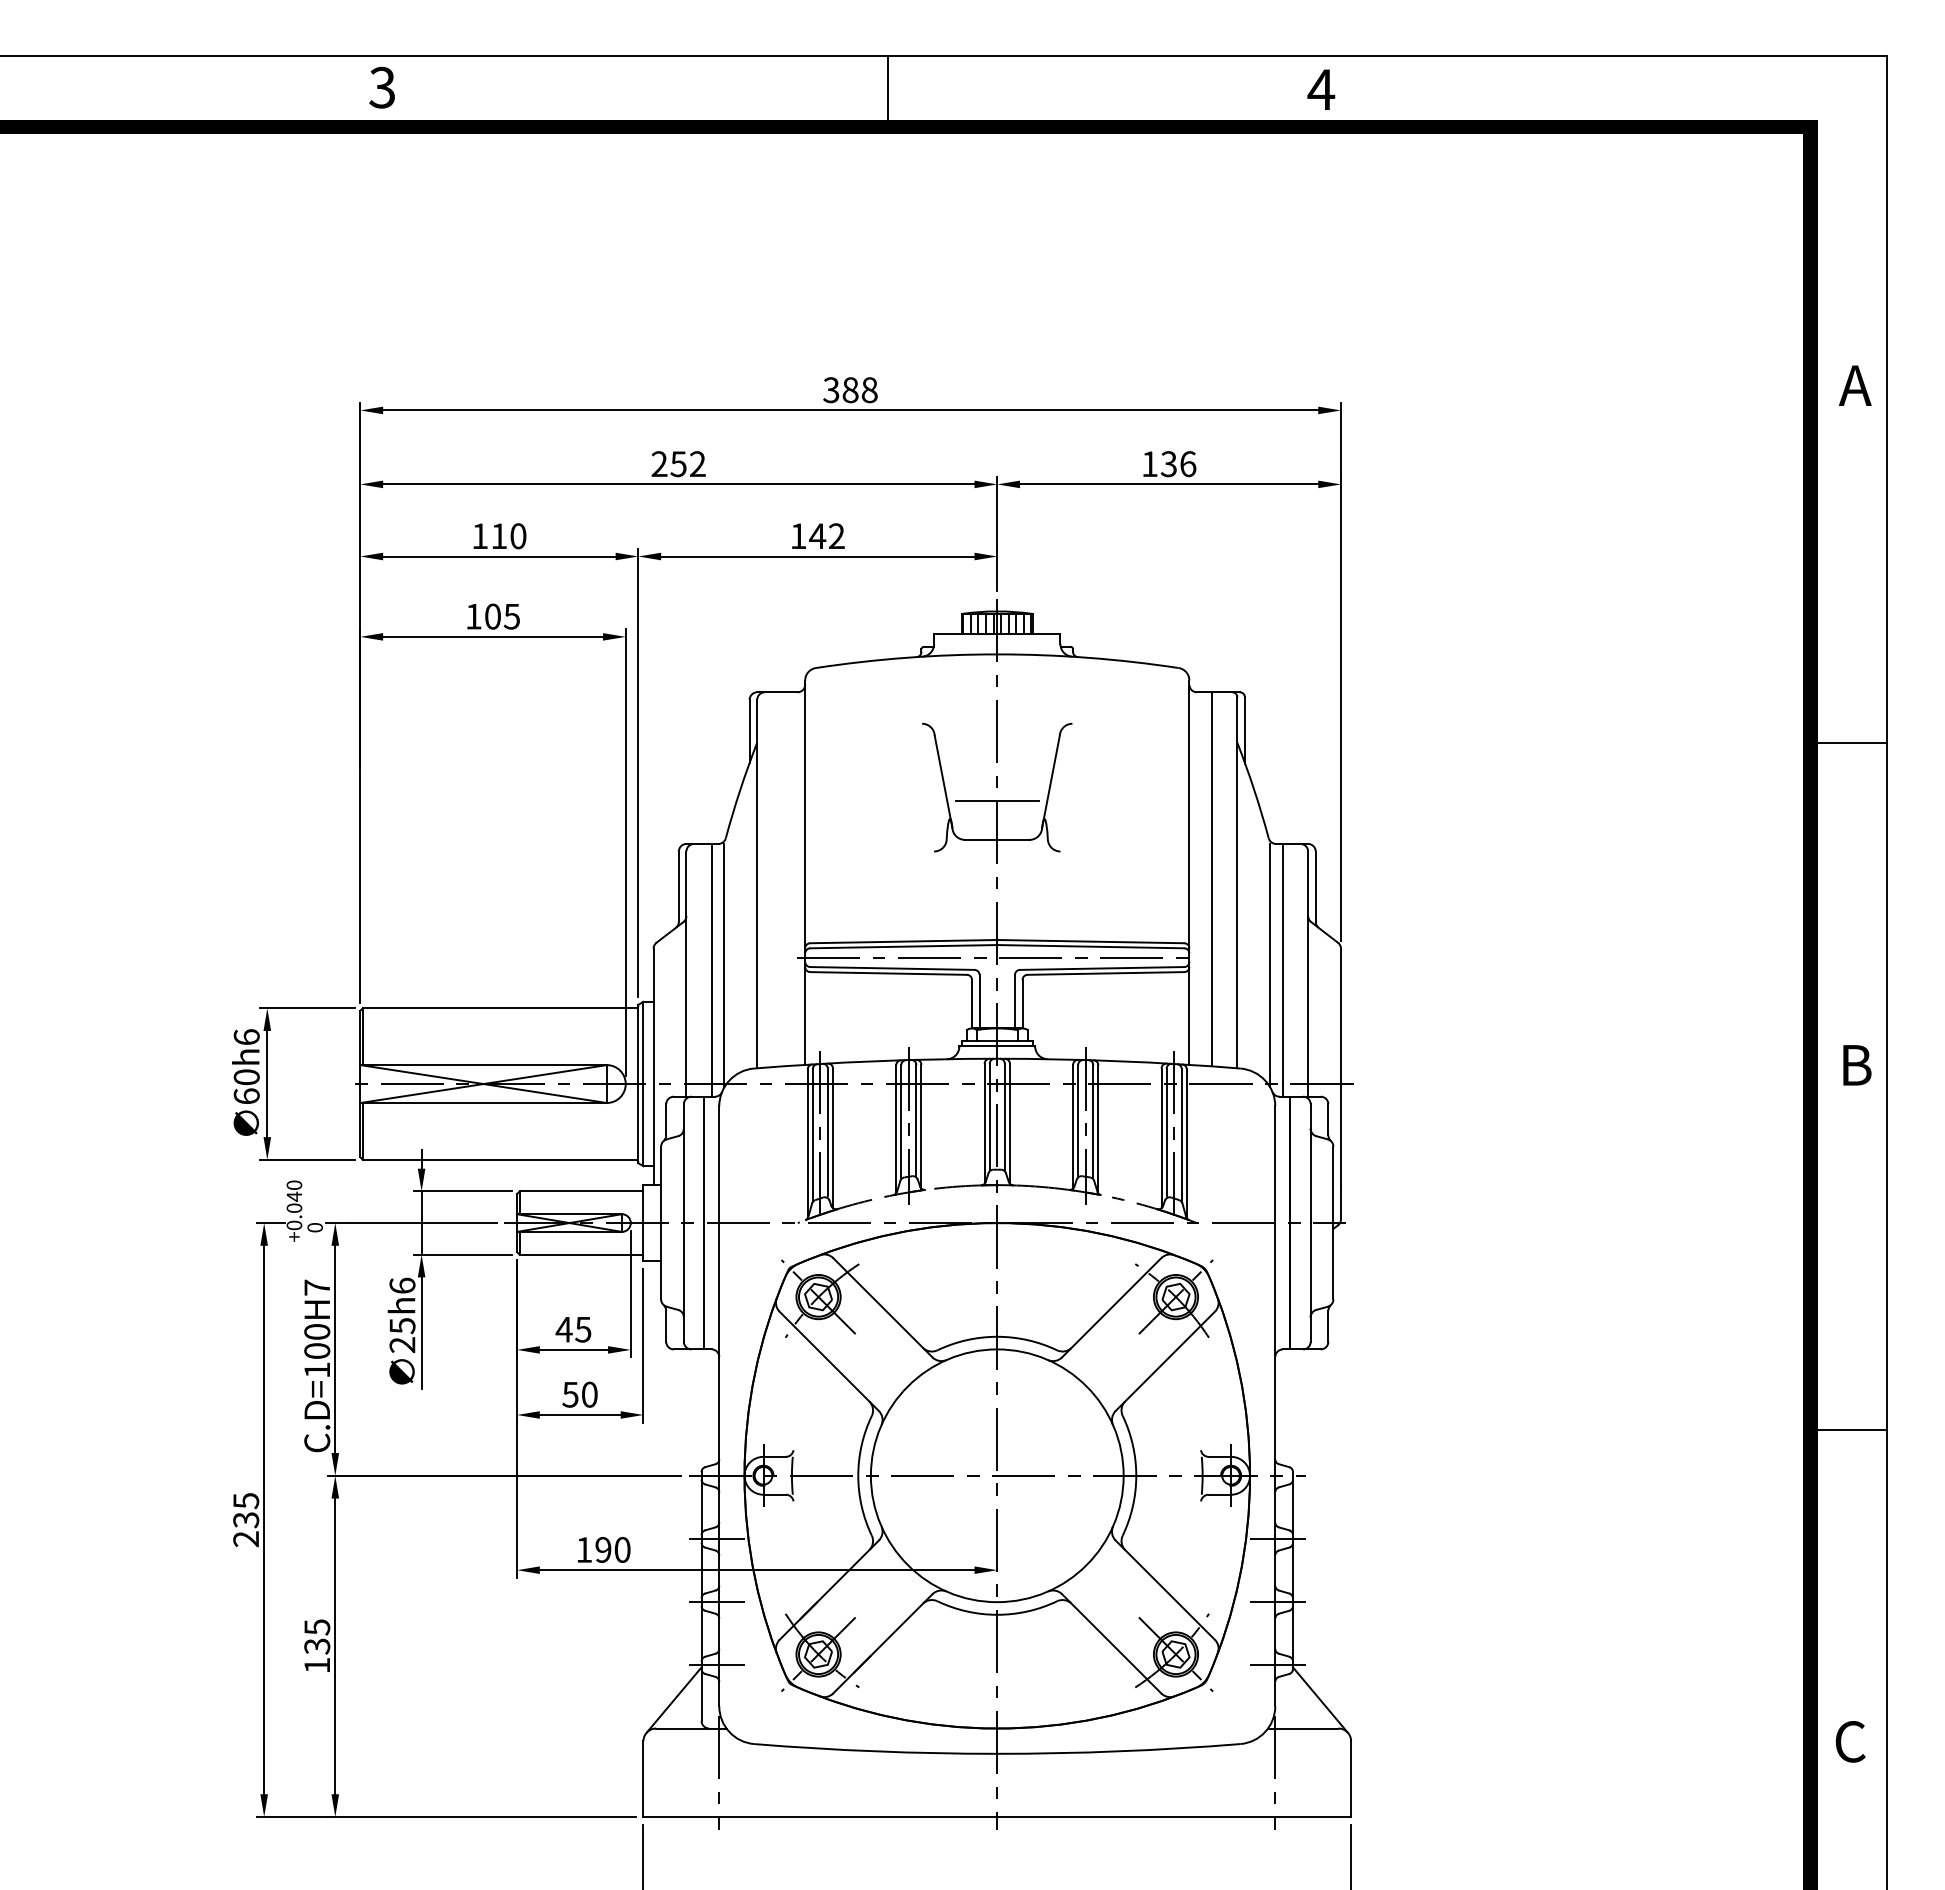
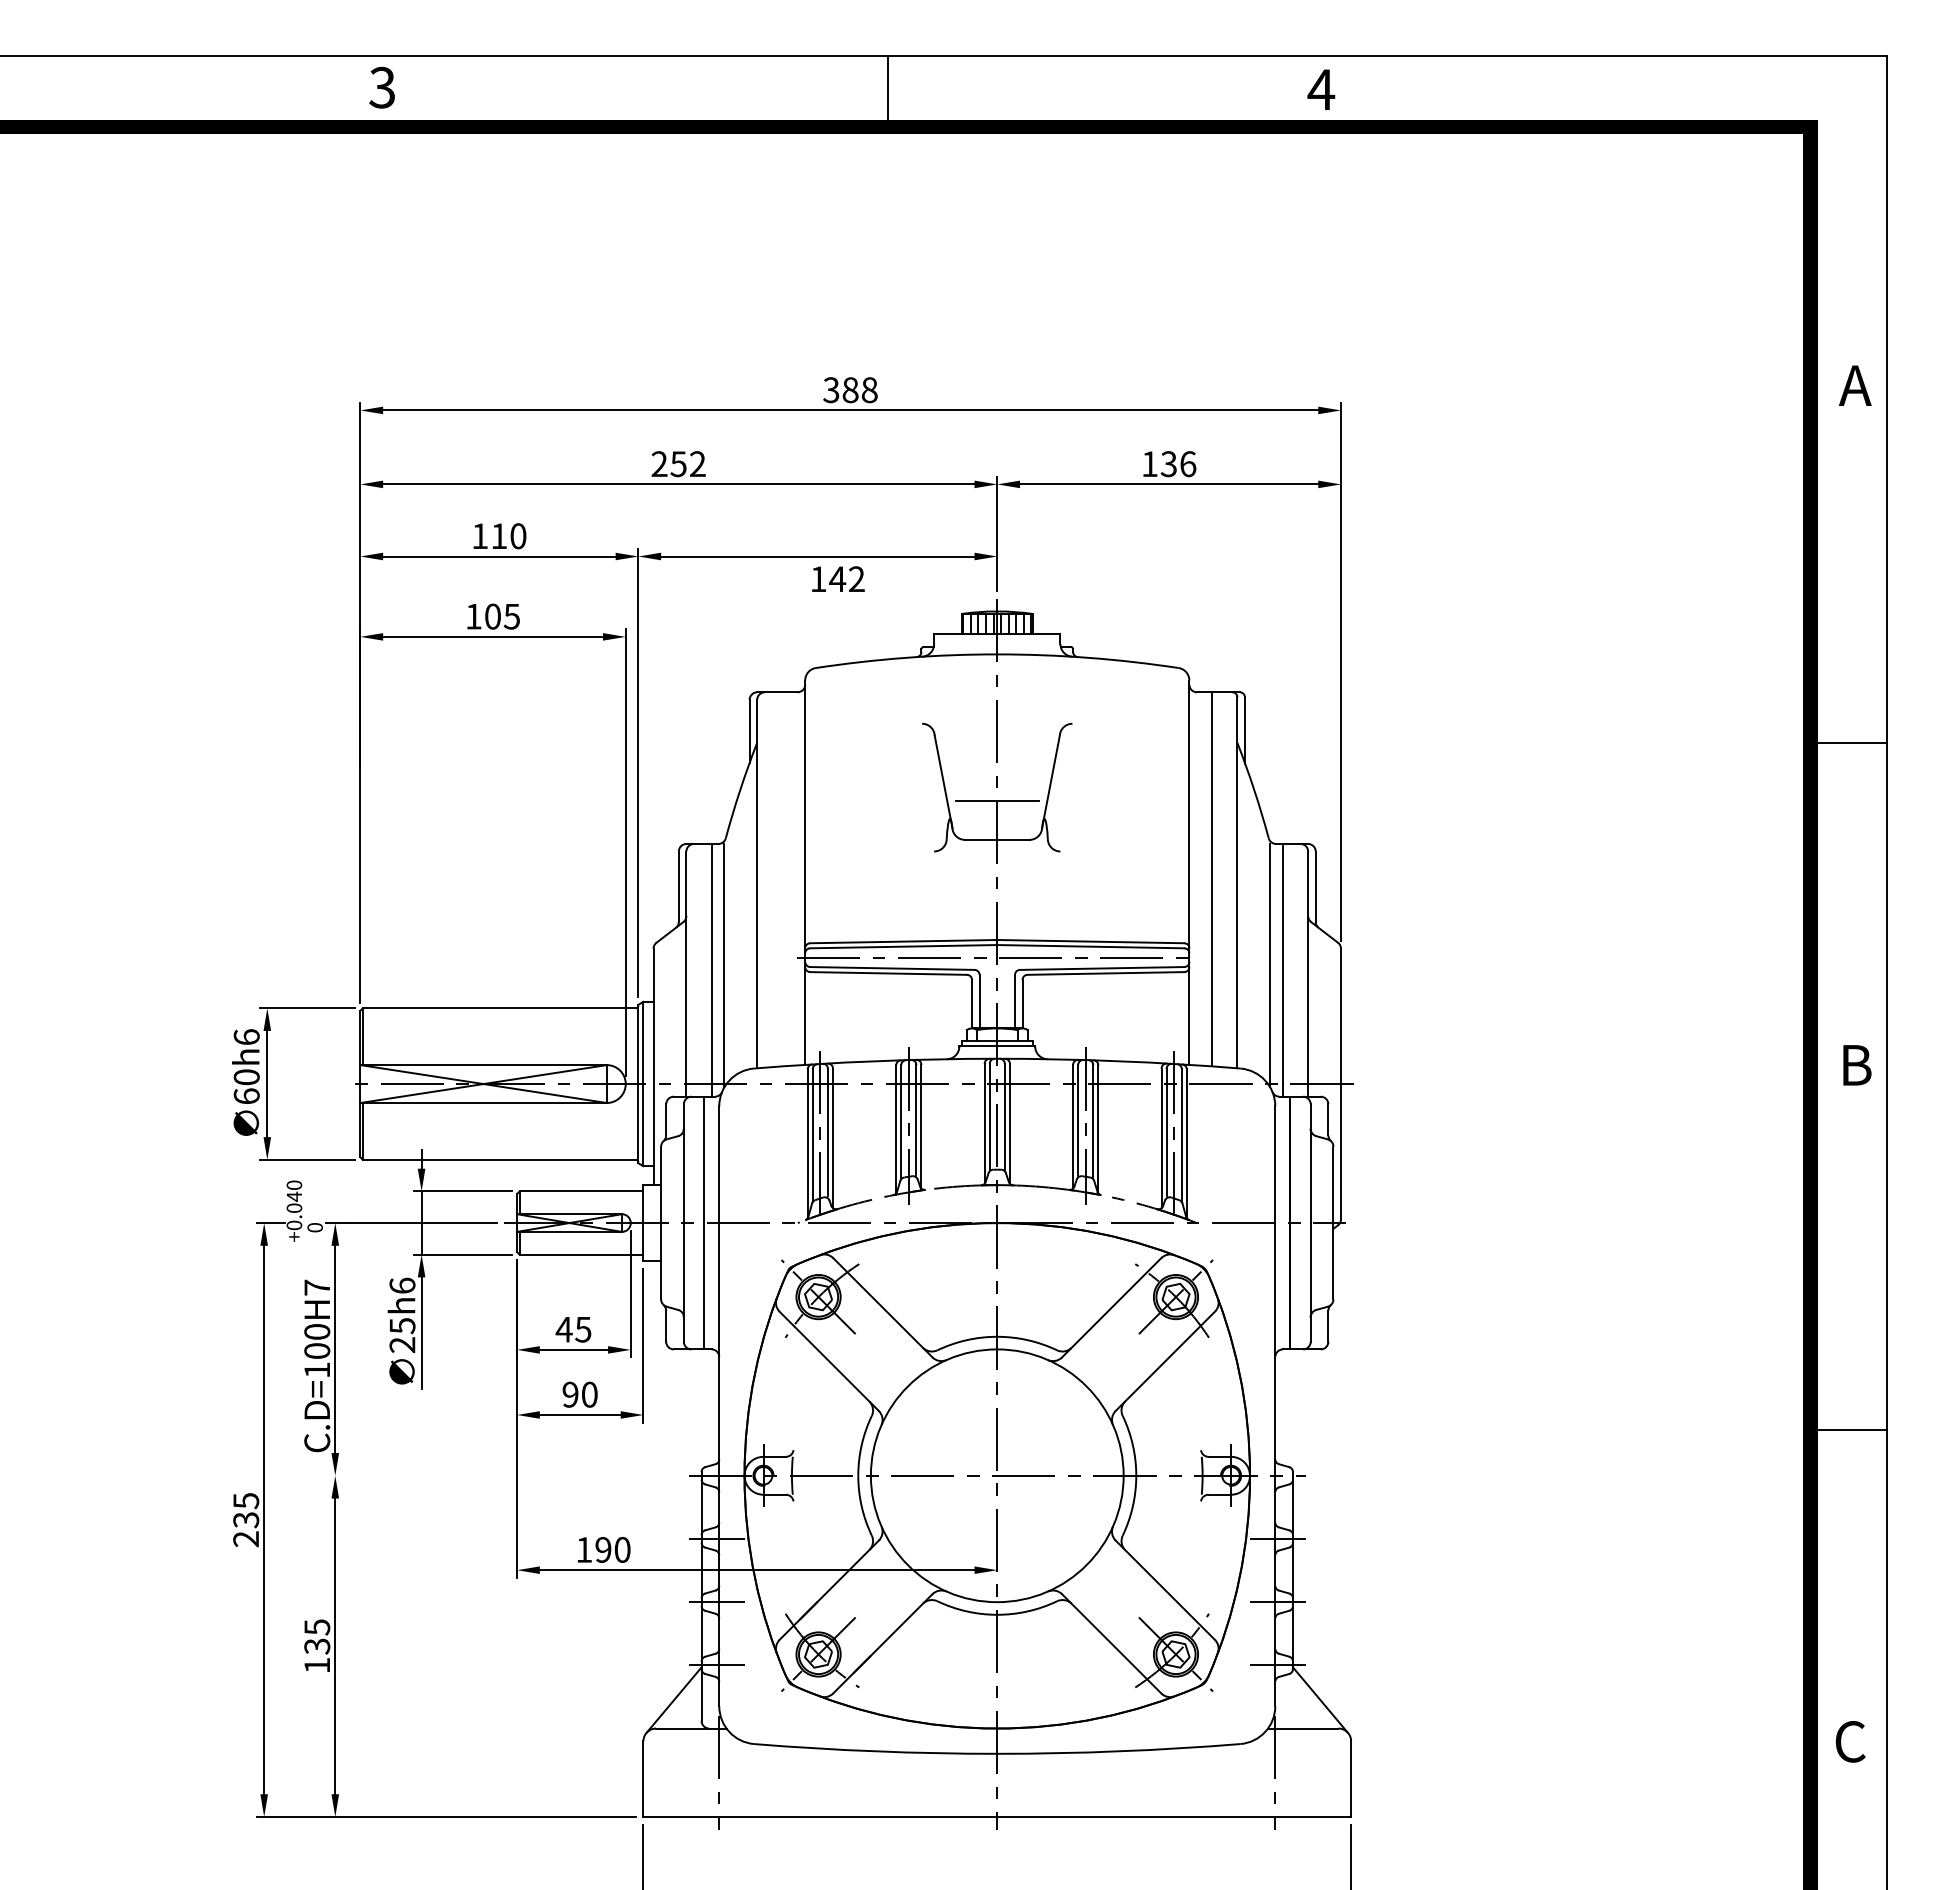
text position: (818, 535) -> (838, 578) (838, 578)
text: 50 -> 90 (570, 1394)
line: present -> none (504, 1475)
